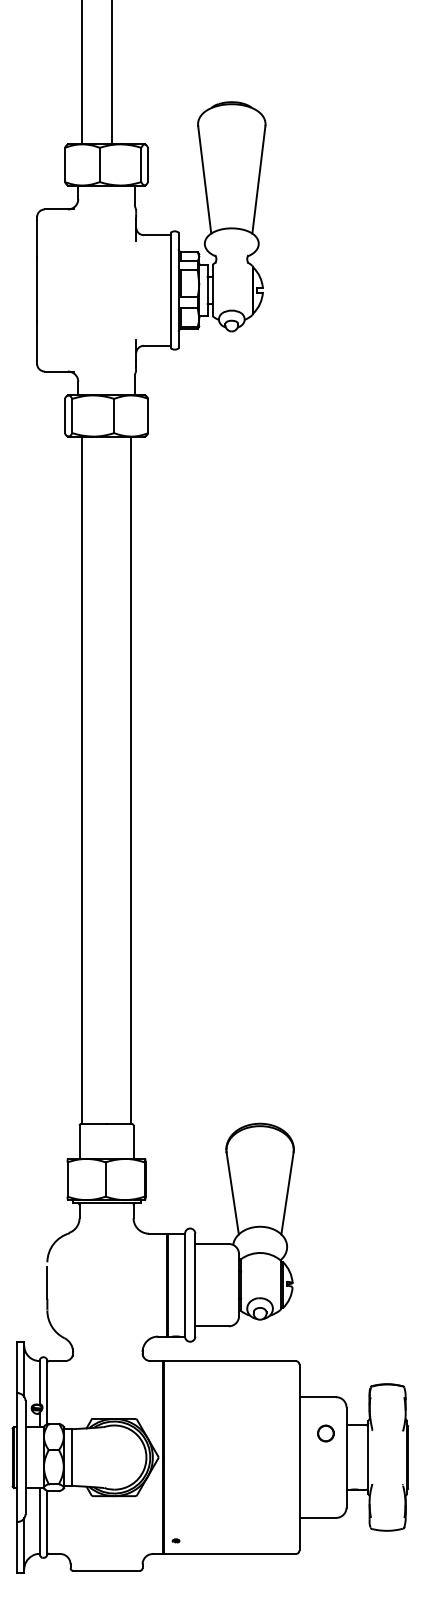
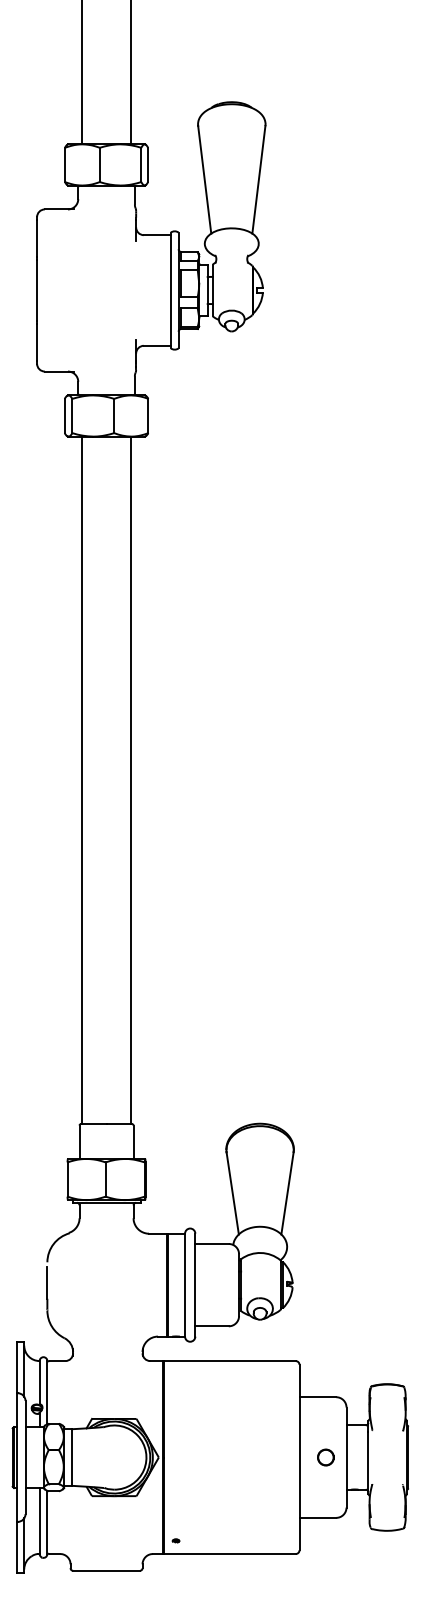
line position: (112, 73) -> (131, 73) (131, 73)
part position: (325, 1433) -> (325, 1457) (325, 1457)
